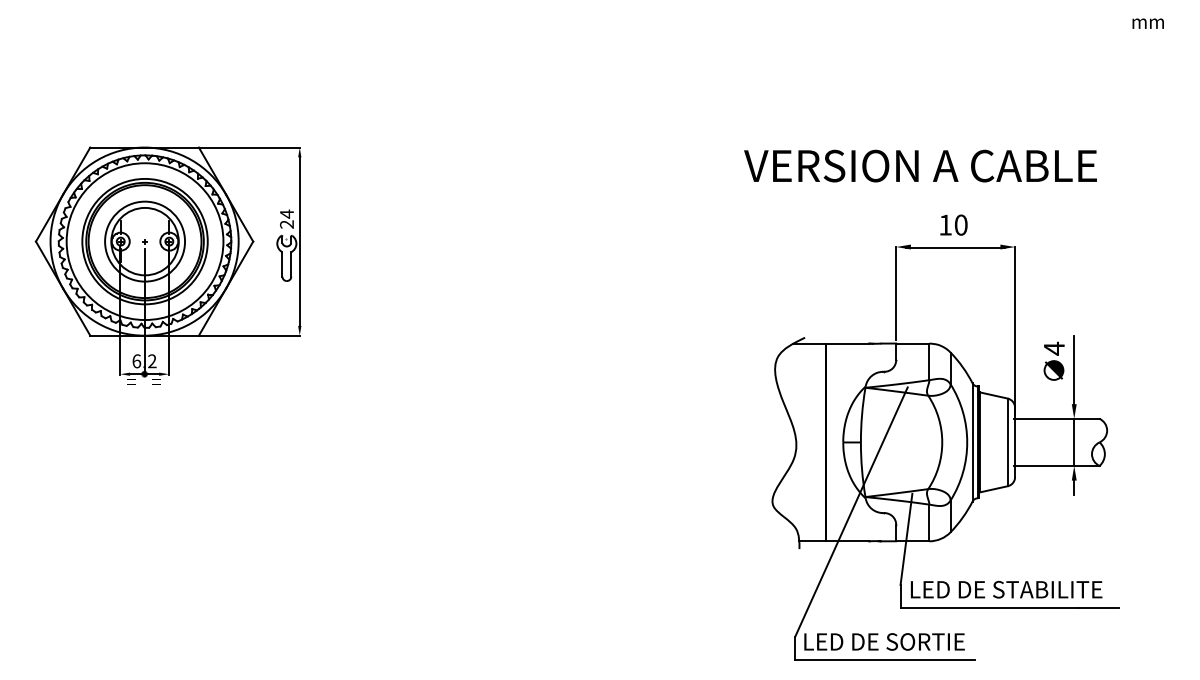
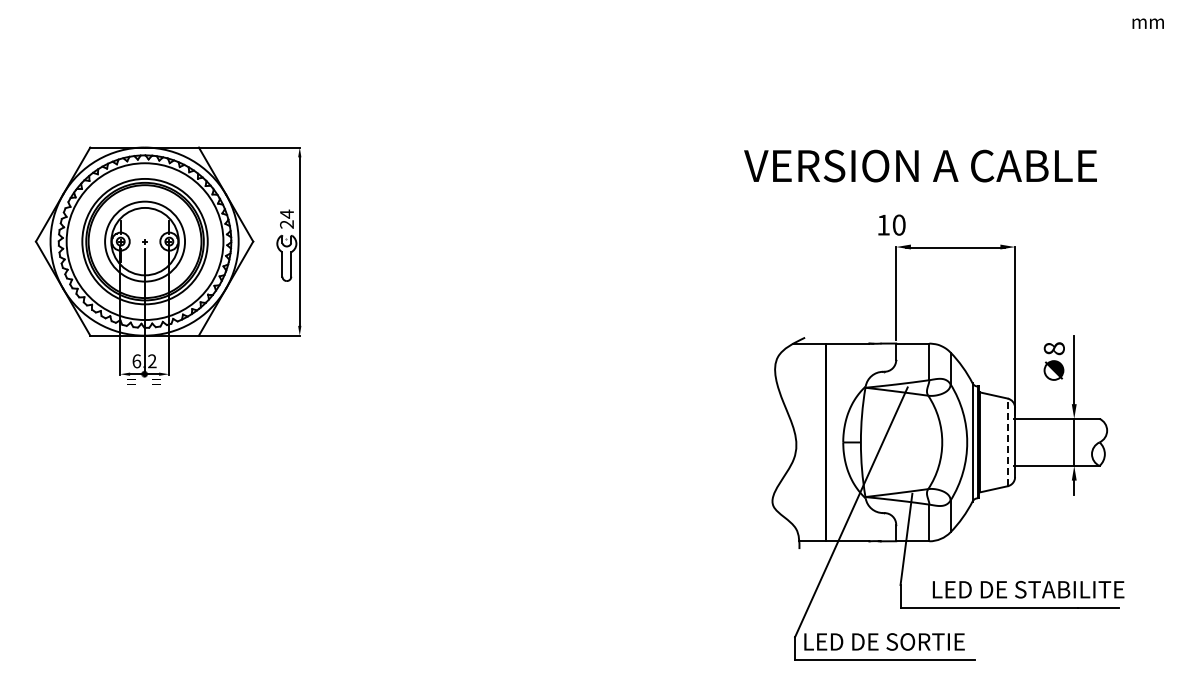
text position: (953, 224) -> (891, 224) (891, 224)
text: 4 -> 8 (1053, 348)
line: solid -> dashed (1007, 442)
text position: (1006, 589) -> (1028, 589) (1028, 589)
